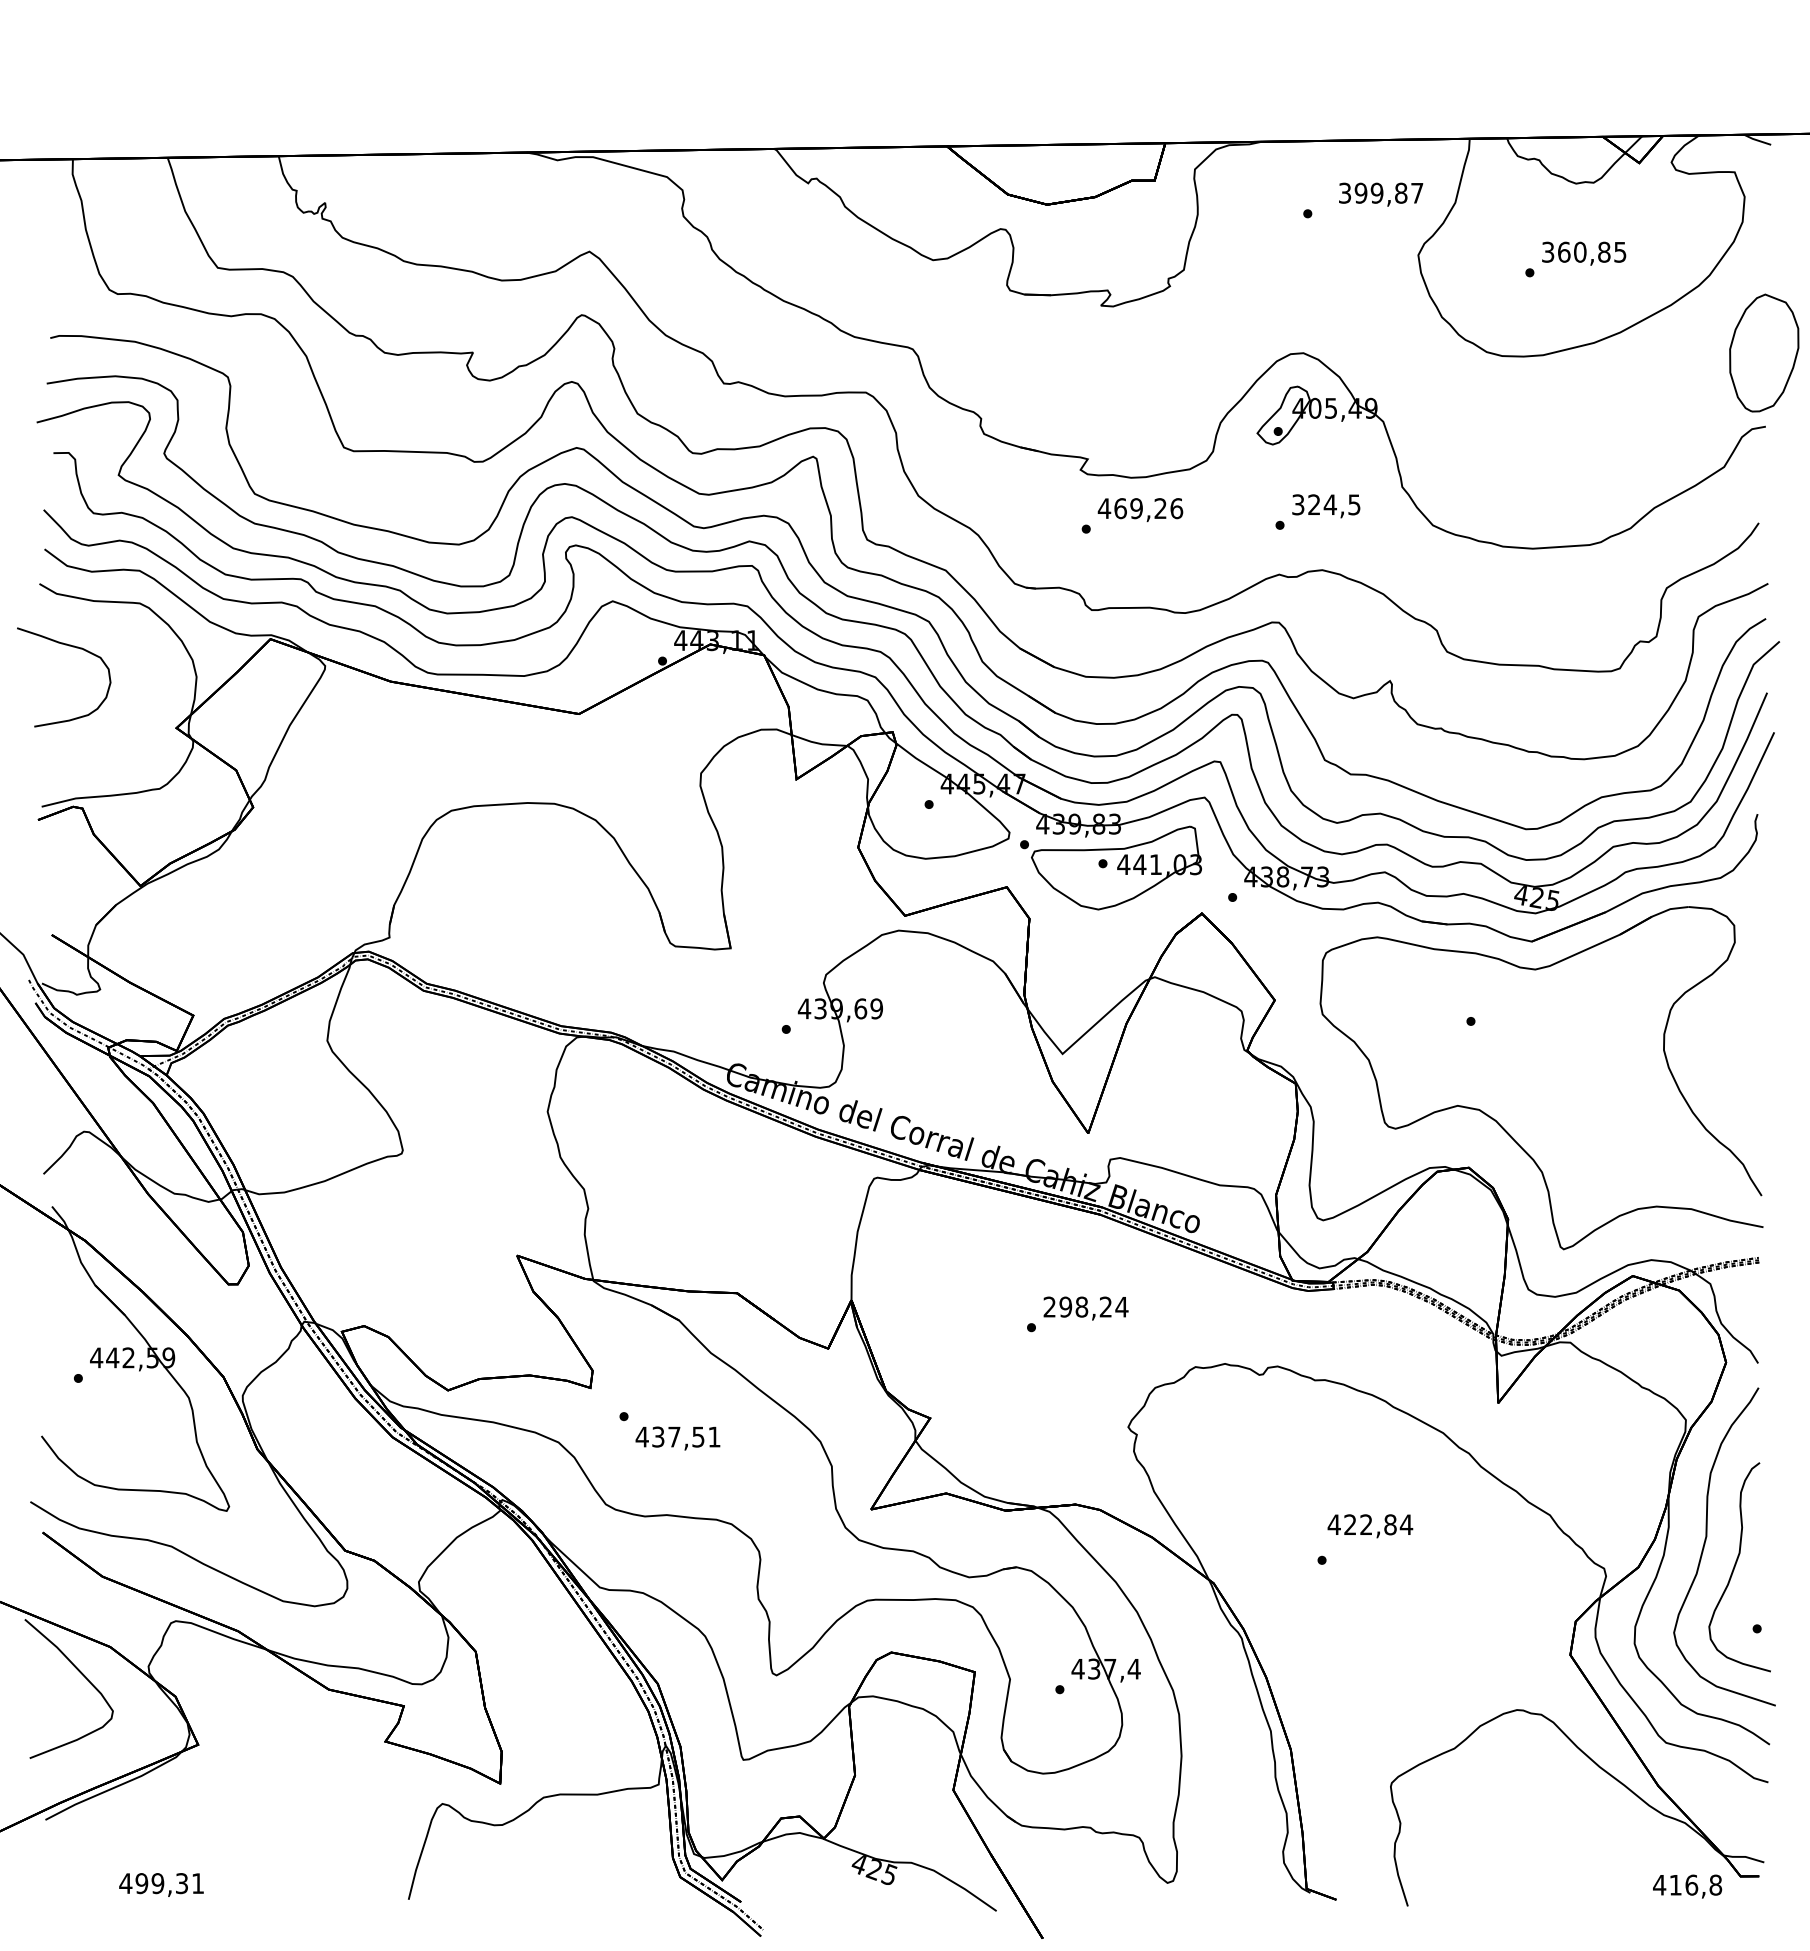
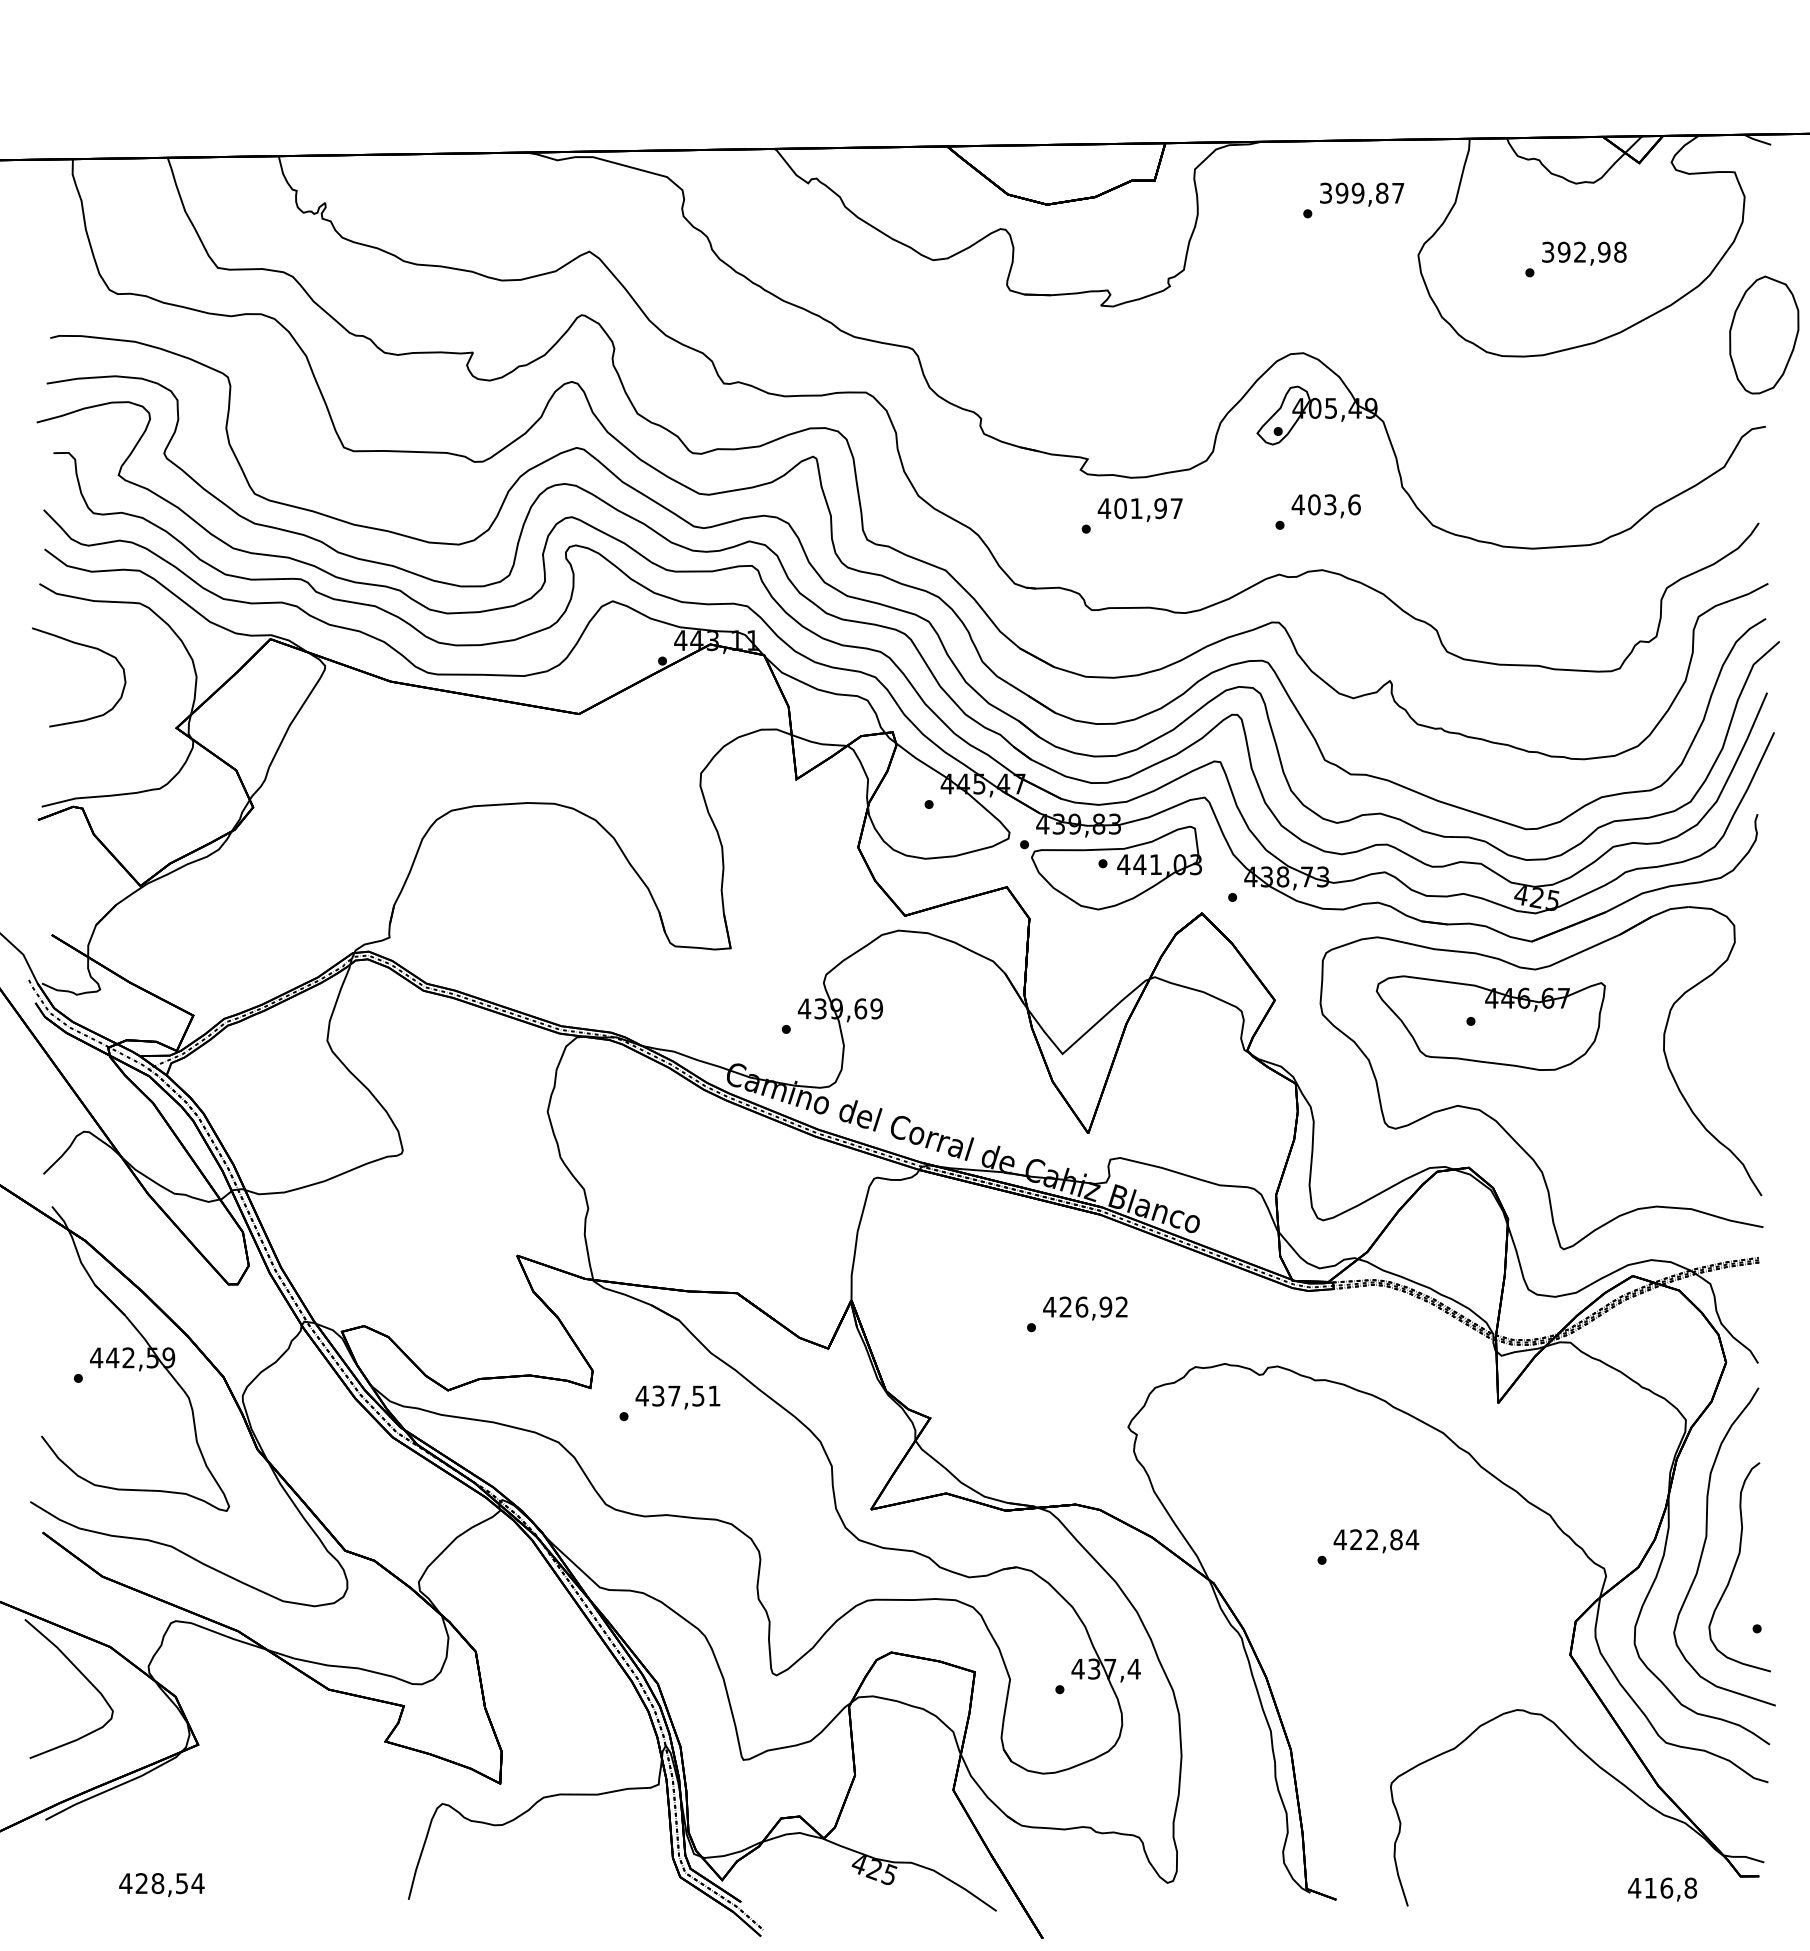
text position: (1381, 194) -> (1362, 194) (1362, 194)
text: 360,85 -> 392,98 (1591, 251)
part position: (1764, 352) -> (1764, 334) (1764, 334)
text: 324,5 -> 403,6 (1325, 504)
text: 469,26 -> 401,97 (1148, 508)
curve position: (72, 647) -> (87, 647) (87, 647)
part: none -> present (1490, 1022)
text: 298,24 -> 426,92 (1085, 1306)
text position: (677, 1438) -> (677, 1397) (677, 1397)
text position: (1370, 1526) -> (1376, 1541) (1376, 1541)
text: 499,31 -> 428,54 (169, 1883)
text position: (1687, 1886) -> (1662, 1889) (1662, 1889)
